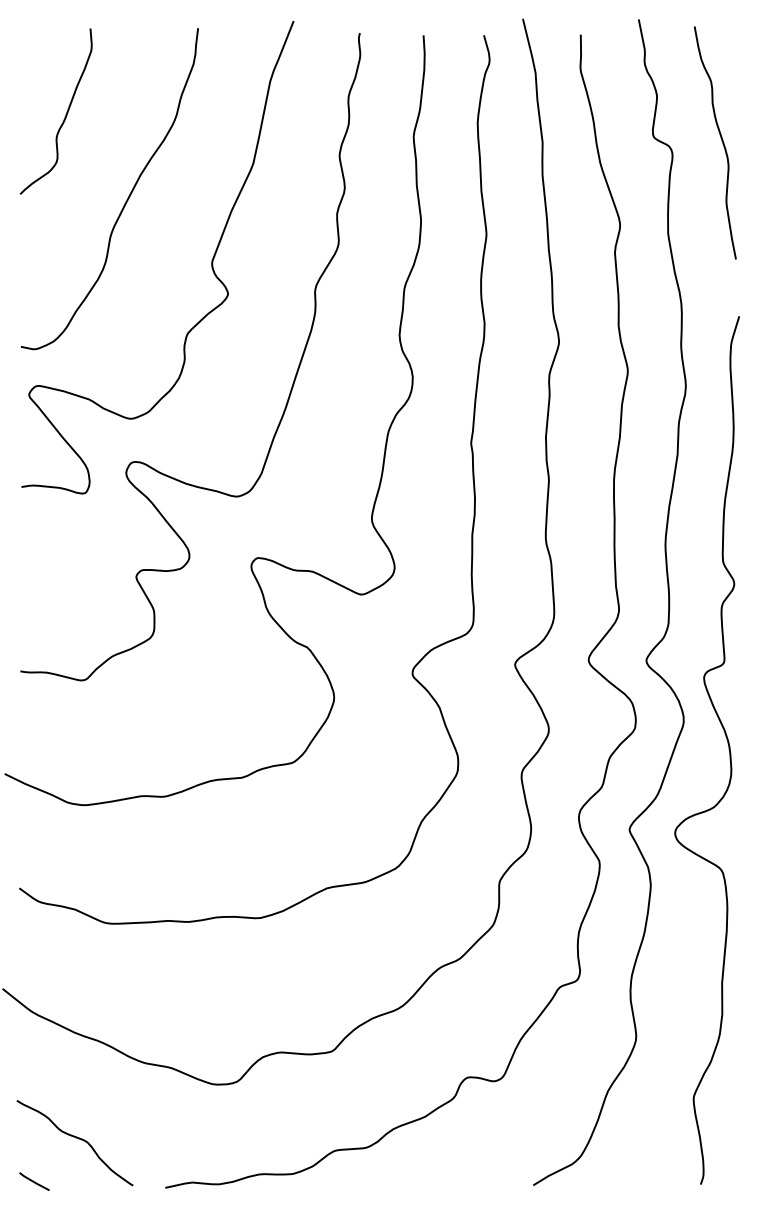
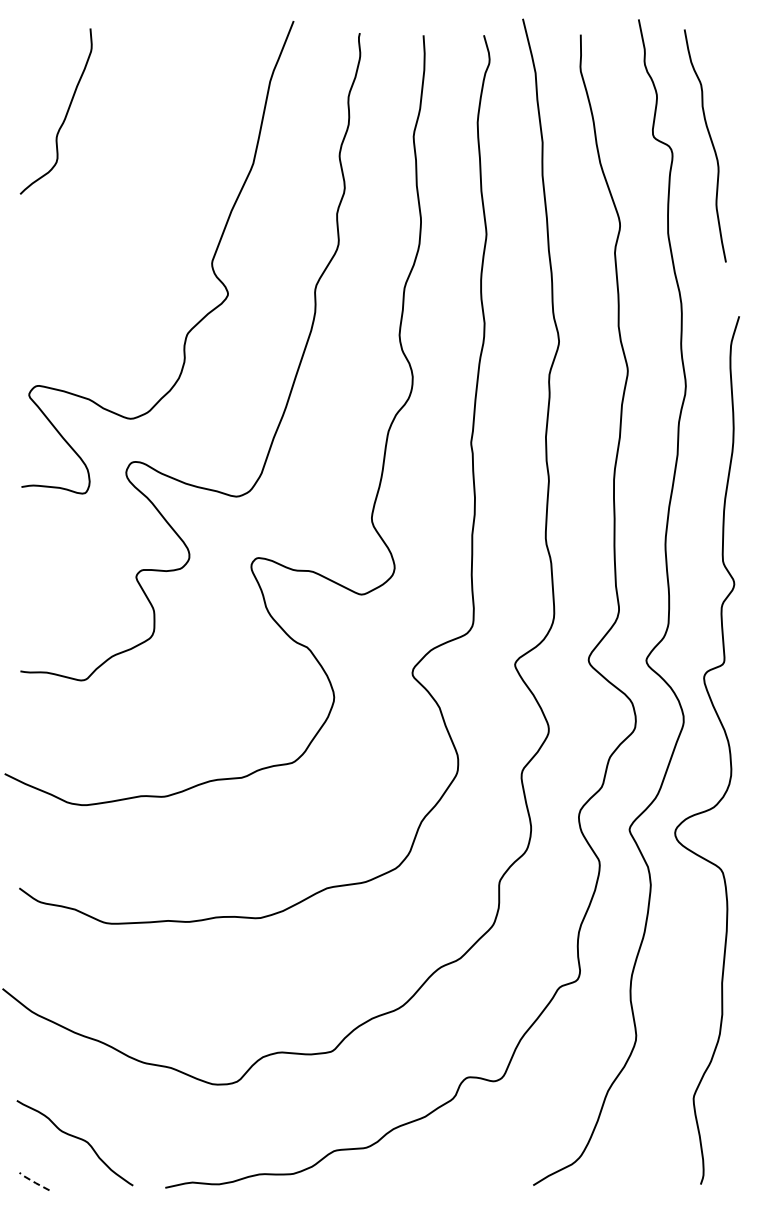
curve position: (721, 141) -> (711, 144) (711, 144)
curve: present -> none (127, 197)
line: solid -> dashed (34, 1182)
